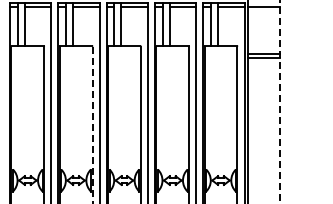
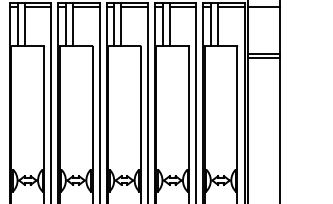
line: dashed -> solid (279, 101)
line: dashed -> solid (92, 125)
